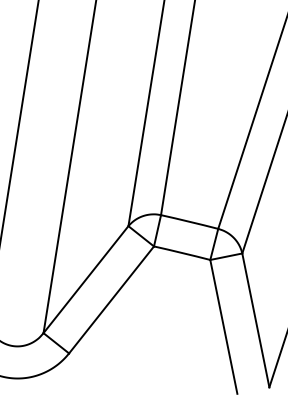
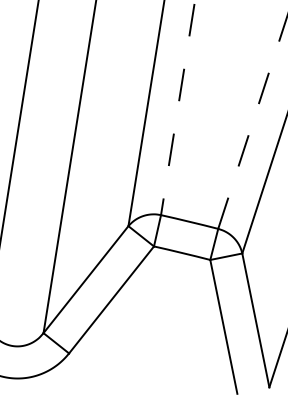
line: solid -> dashed (177, 108)
line: solid -> dashed (253, 121)
